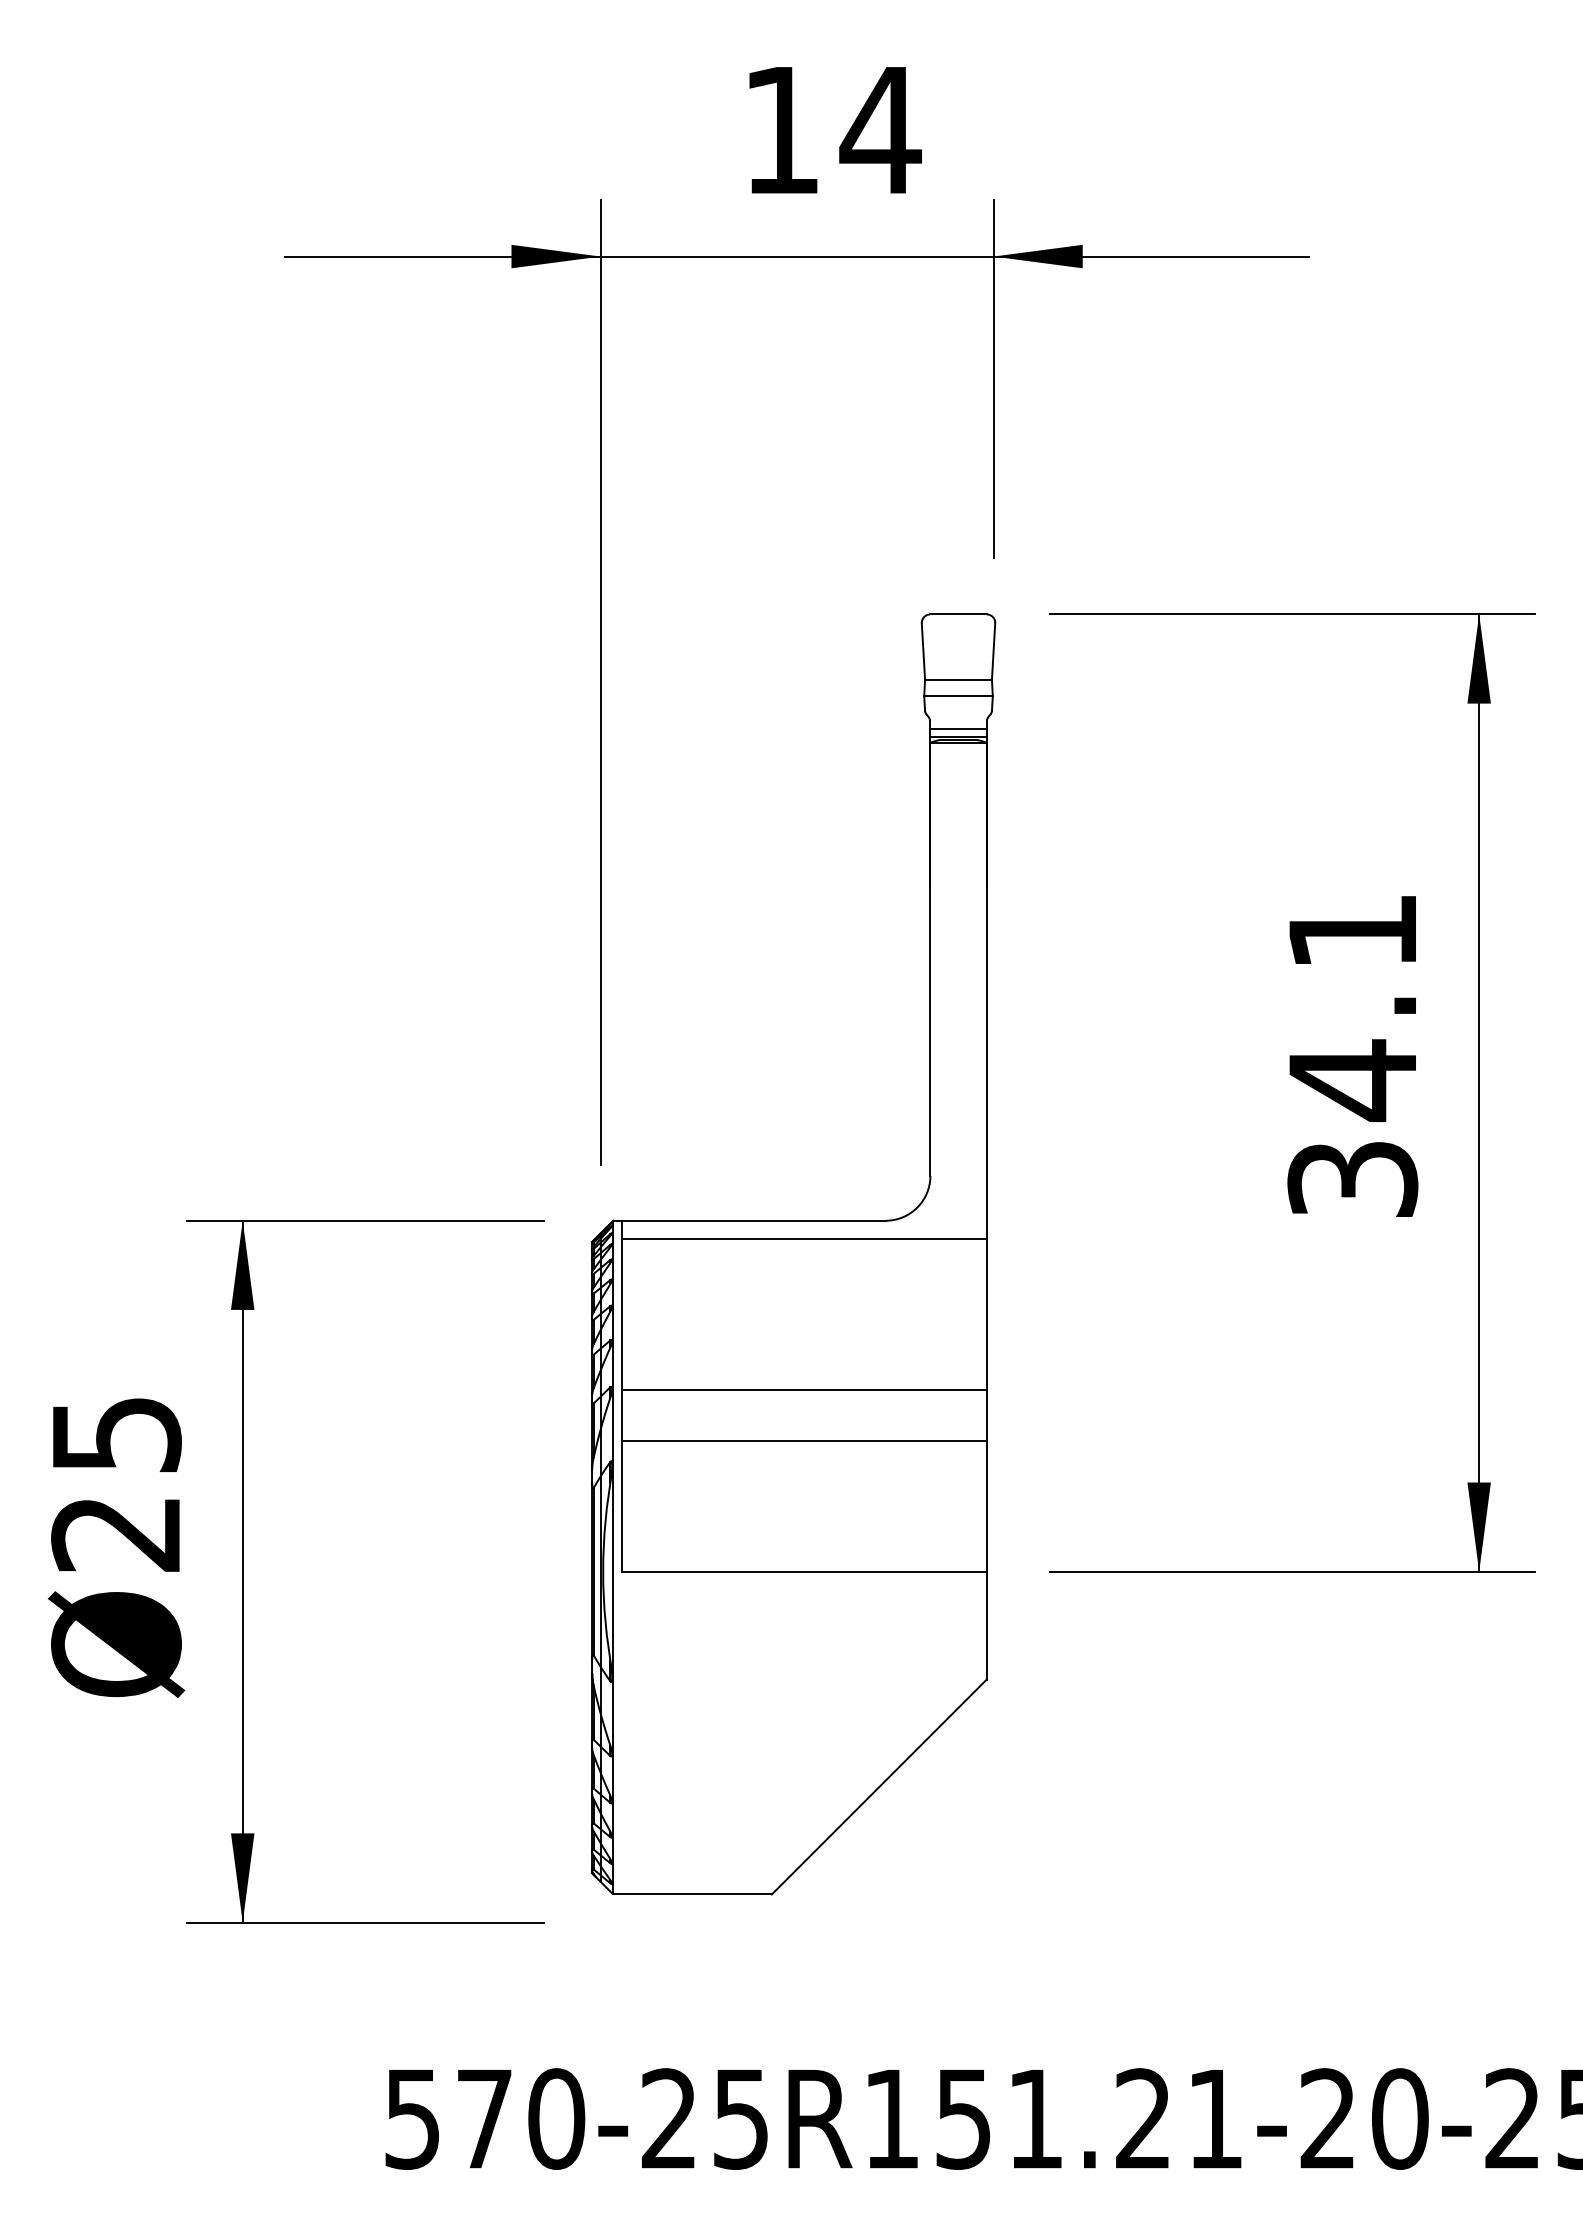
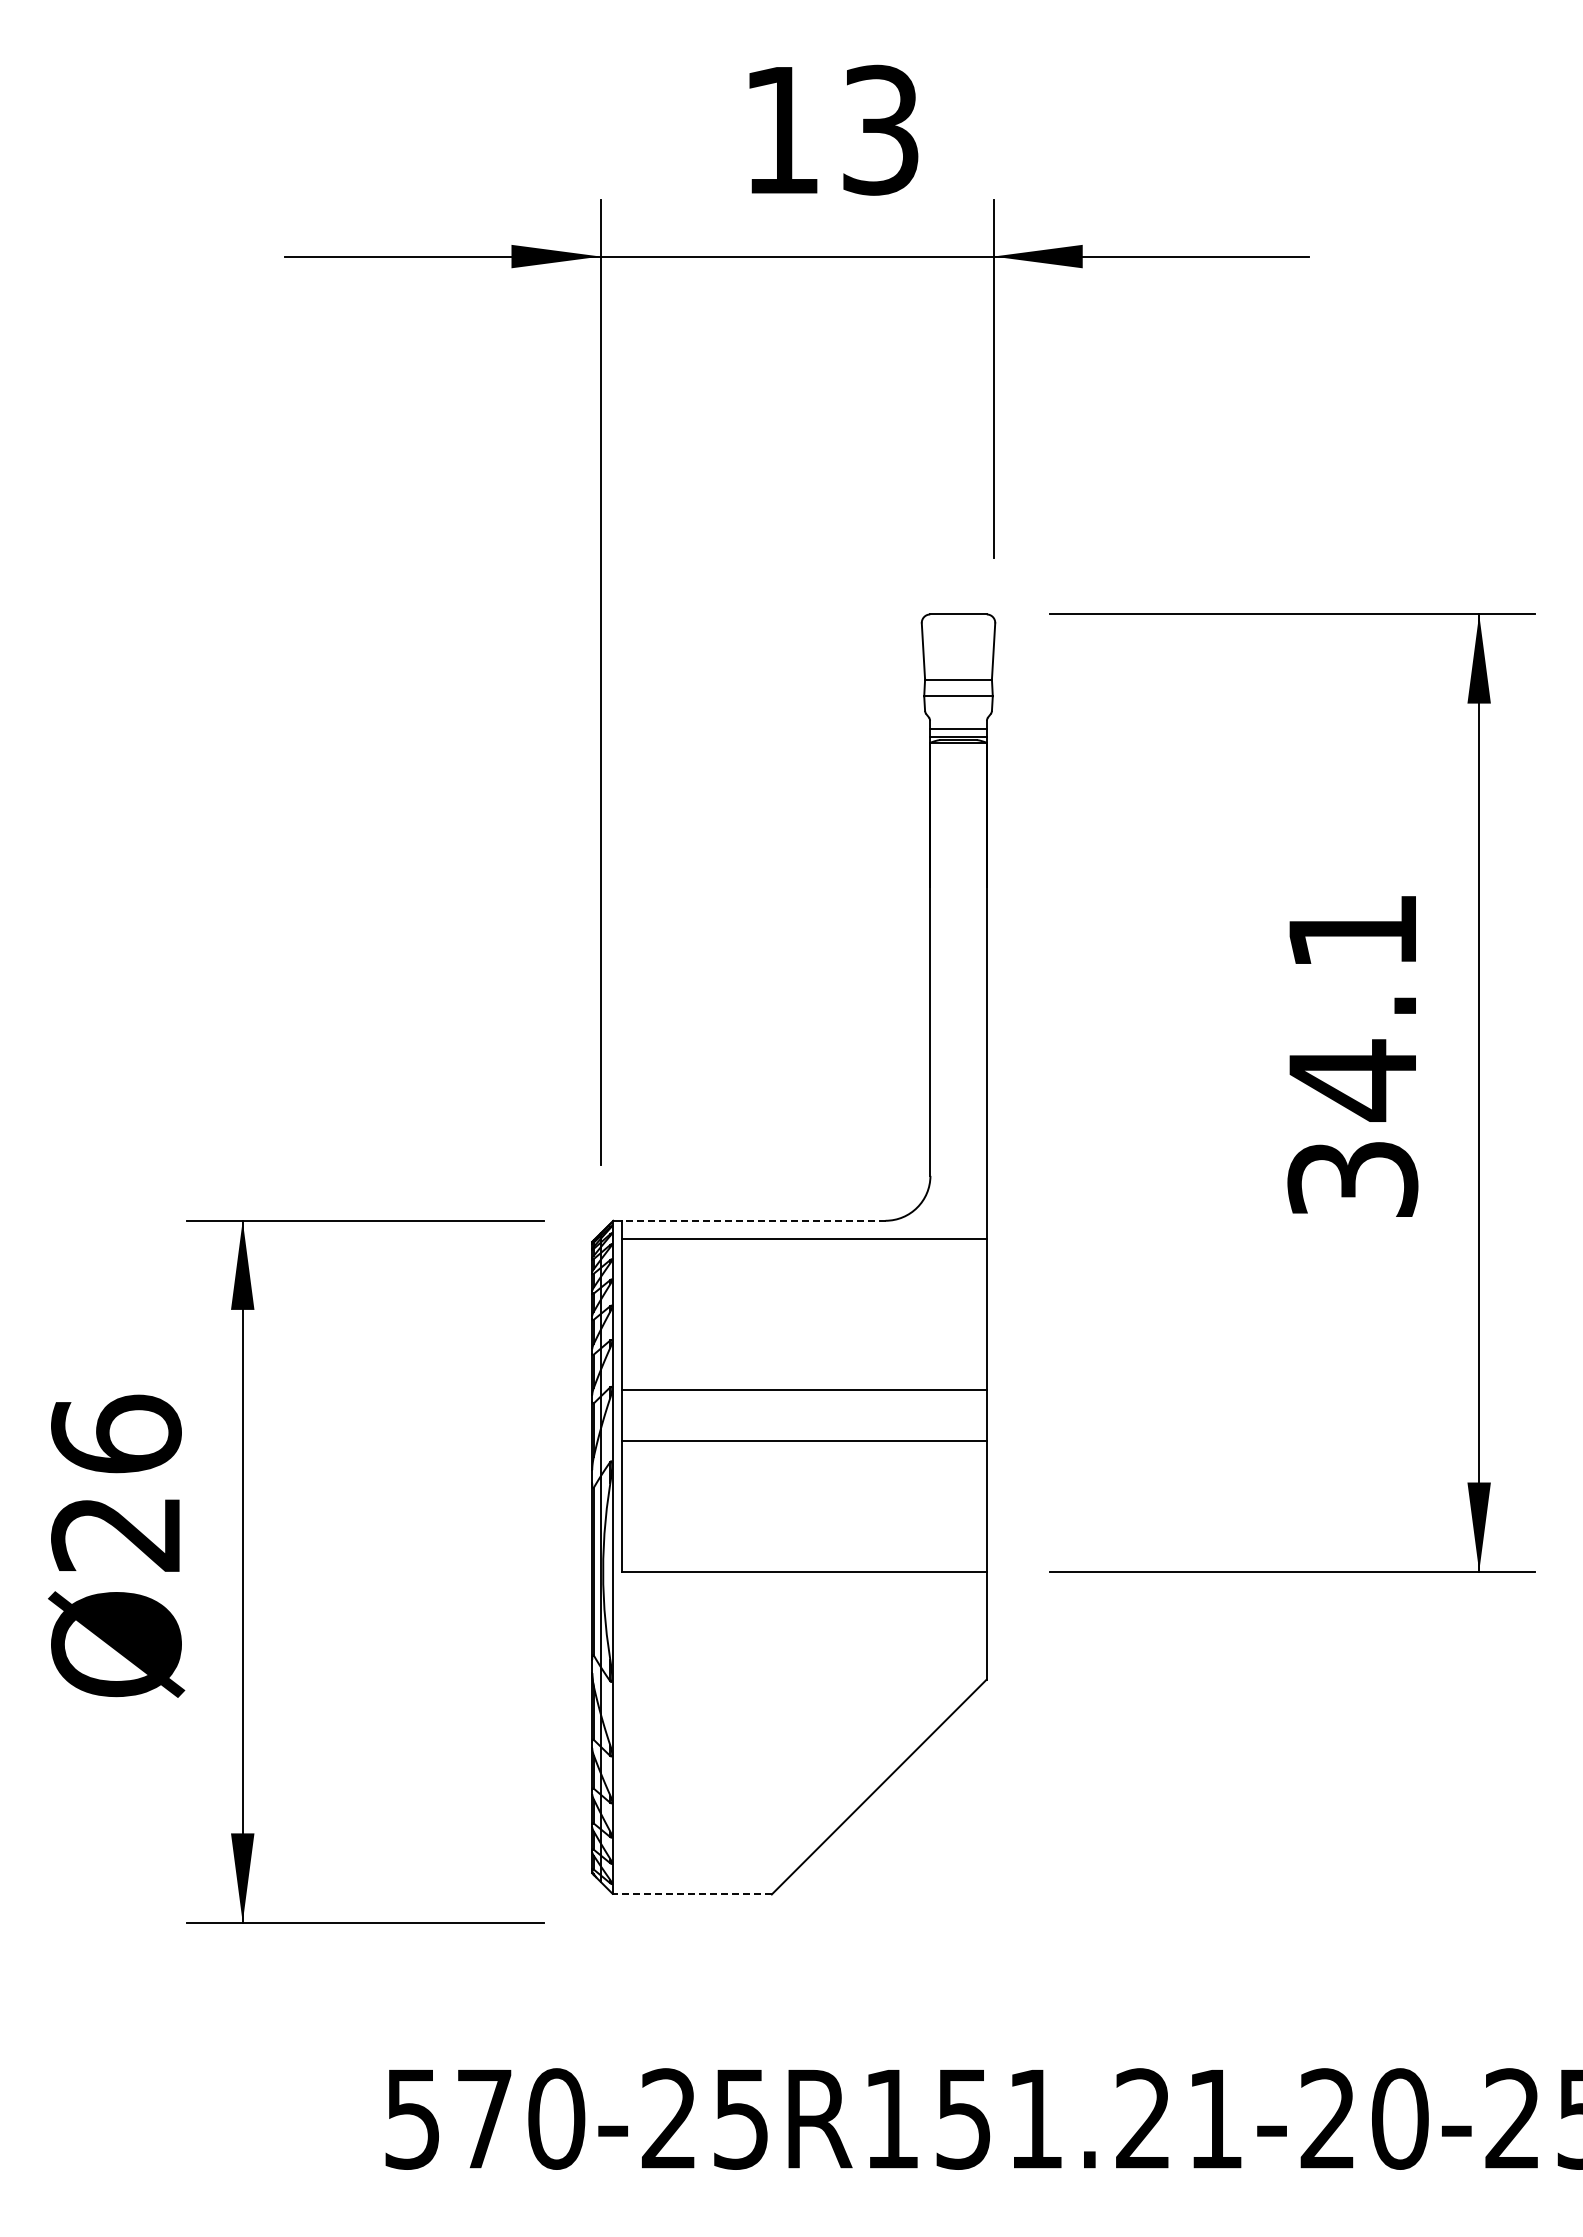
text: 14 -> 13 (880, 129)
line: solid -> dashed (753, 1220)
text: Ø25 -> Ø26 (116, 1433)
line: solid -> dashed (692, 1894)
